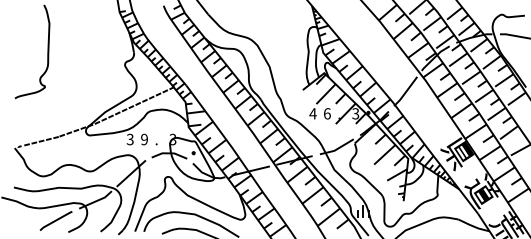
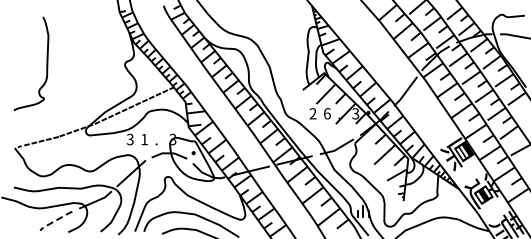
curve position: (47, 51) -> (46, 63) (46, 63)
text: 4 -> 2 (312, 113)
text: 9 -> 1 (144, 139)
line: solid -> dashed (55, 220)
